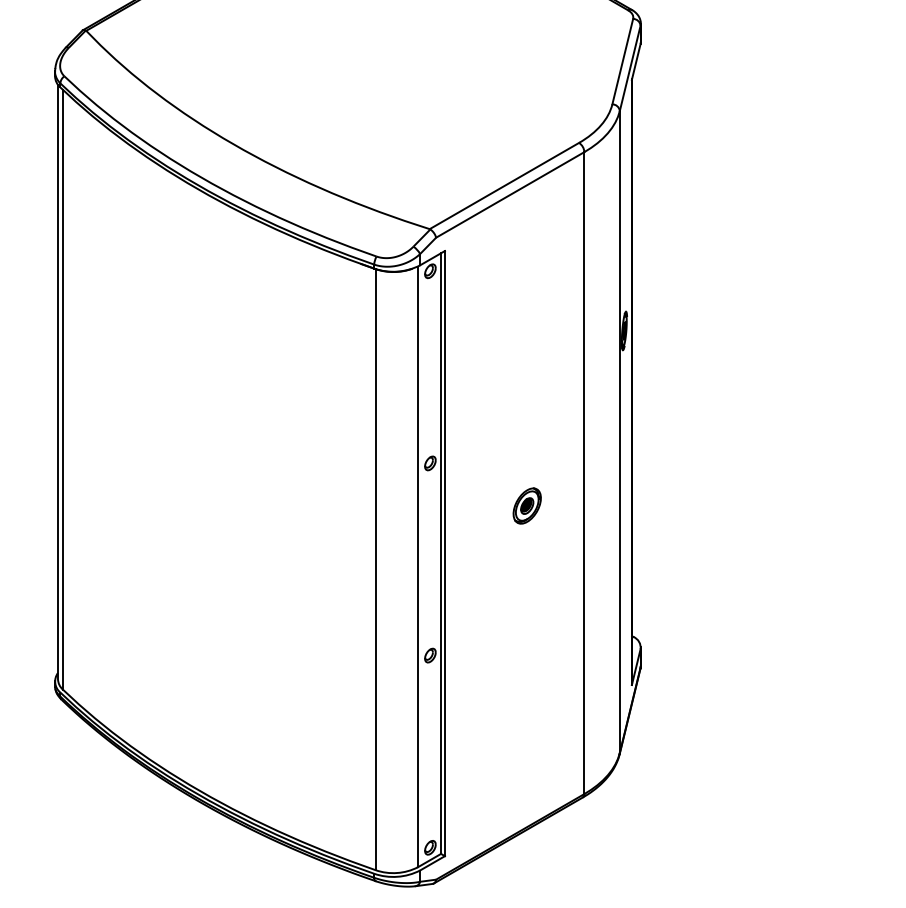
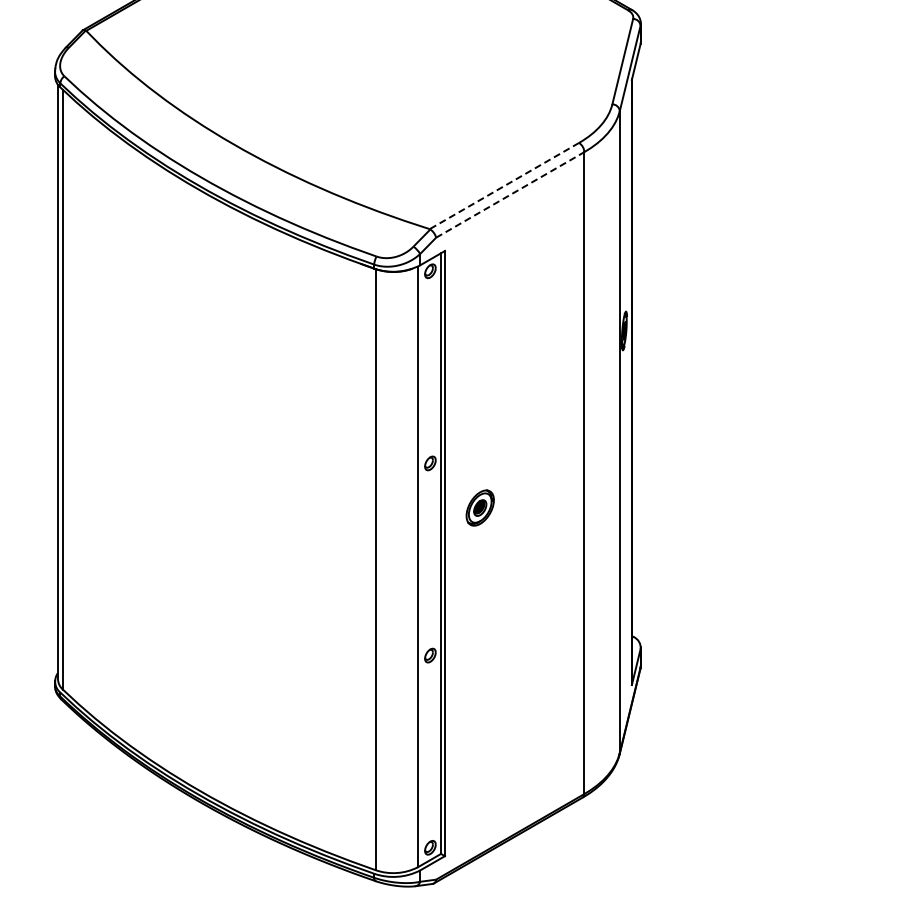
line: solid -> dashed (503, 186)
line: solid -> dashed (510, 194)
part position: (526, 505) -> (479, 507) (479, 507)
